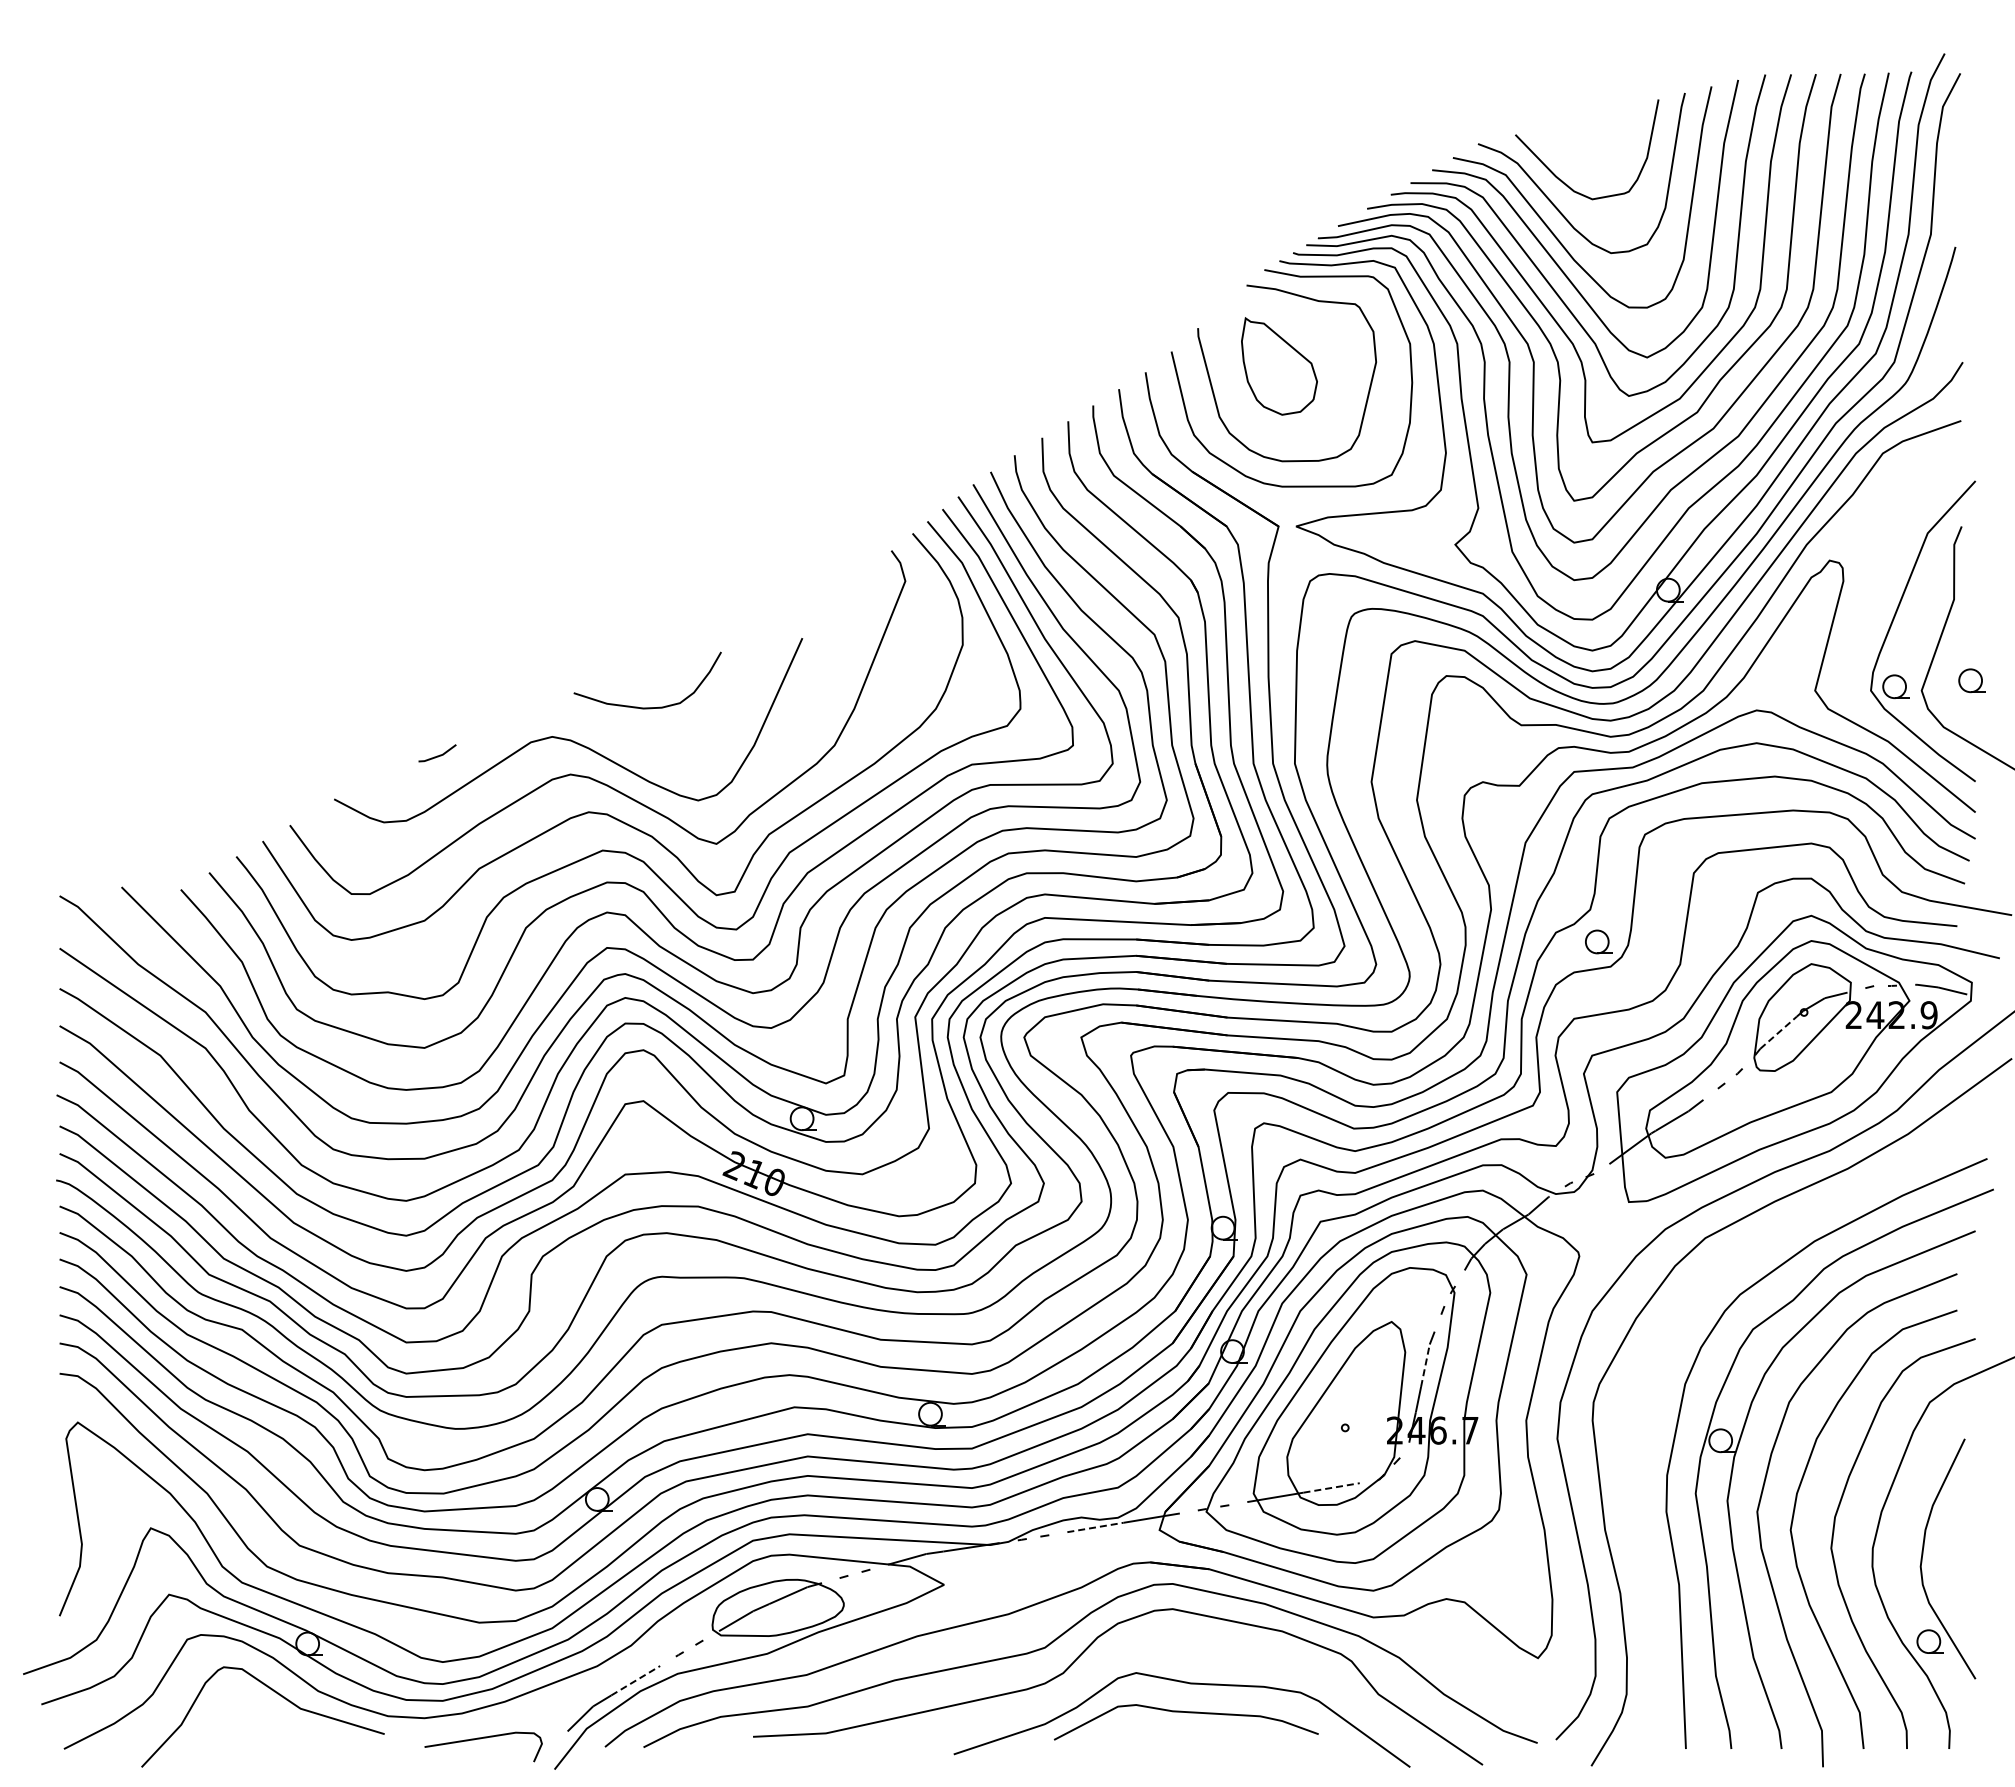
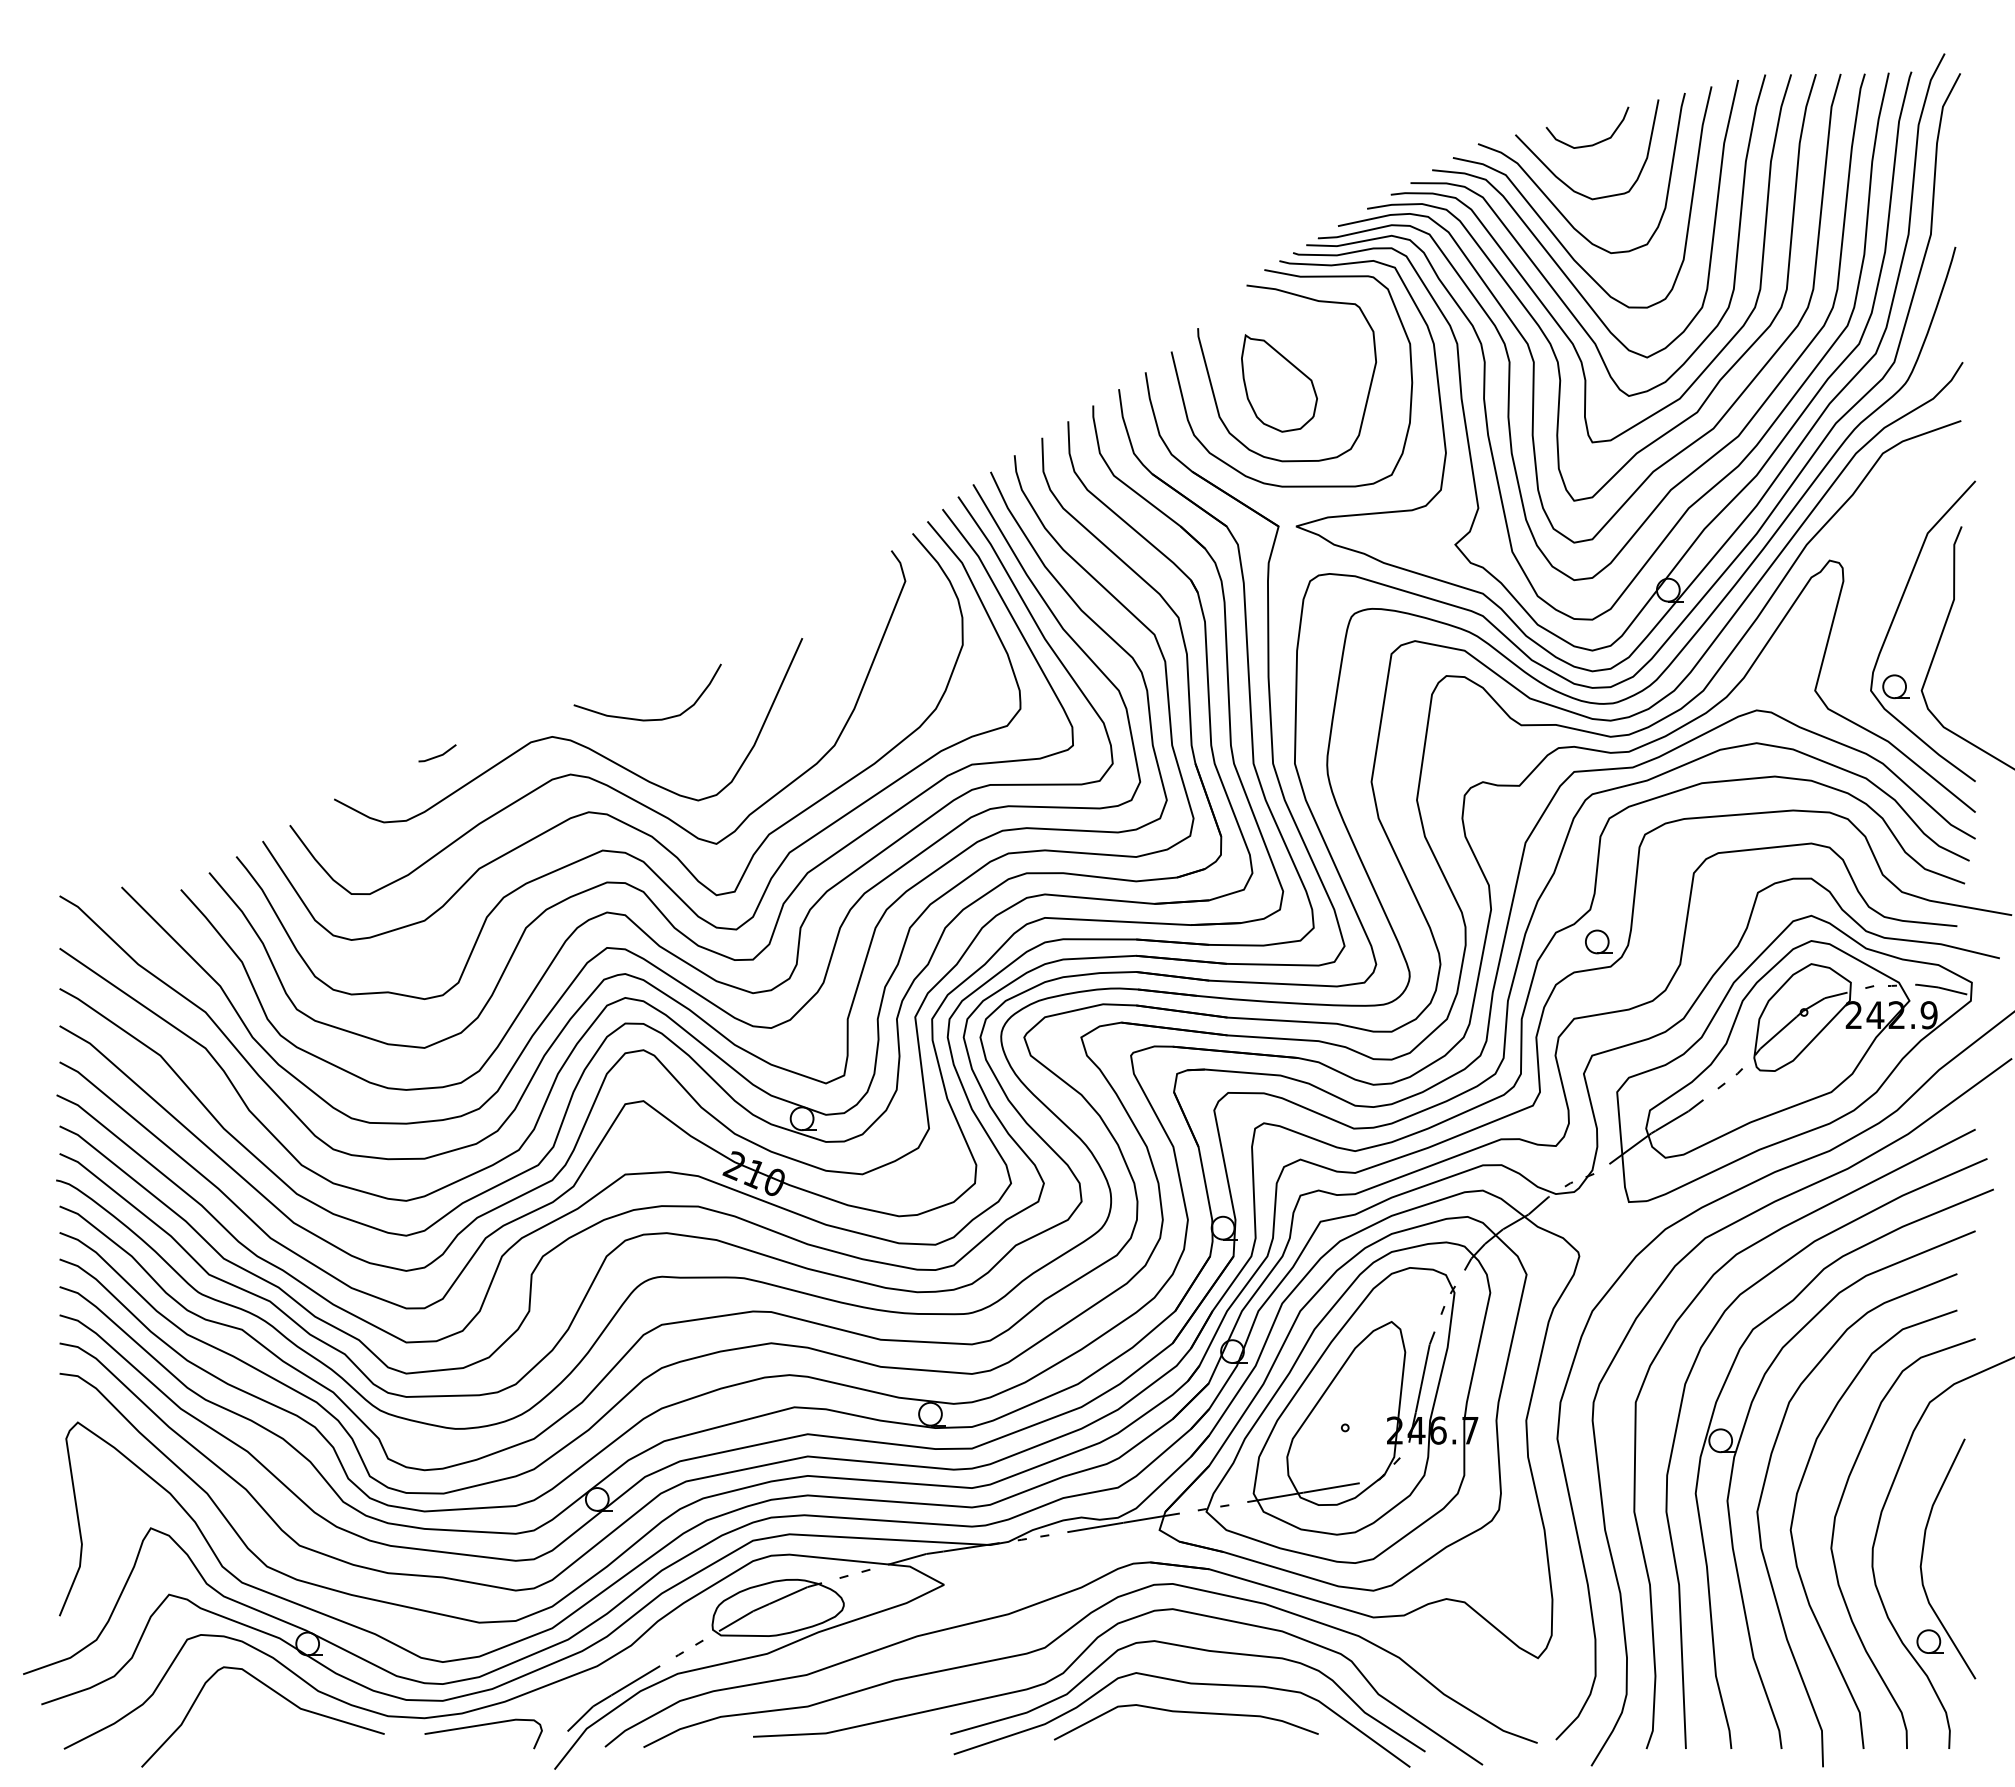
curve: none -> present (1590, 144)
part position: (1279, 366) -> (1279, 383) (1279, 383)
part: present -> none (1971, 680)
curve position: (647, 707) -> (647, 719) (647, 719)
line: dashed -> solid (1778, 1032)
line: dashed -> solid (1425, 1365)
curve: none -> present (1636, 1439)
line: dashed -> solid (1331, 1487)
line: dashed -> solid (1095, 1527)
curve: none -> present (1194, 1649)
line: dashed -> solid (636, 1680)
curve position: (480, 1739) -> (480, 1726) (480, 1726)
